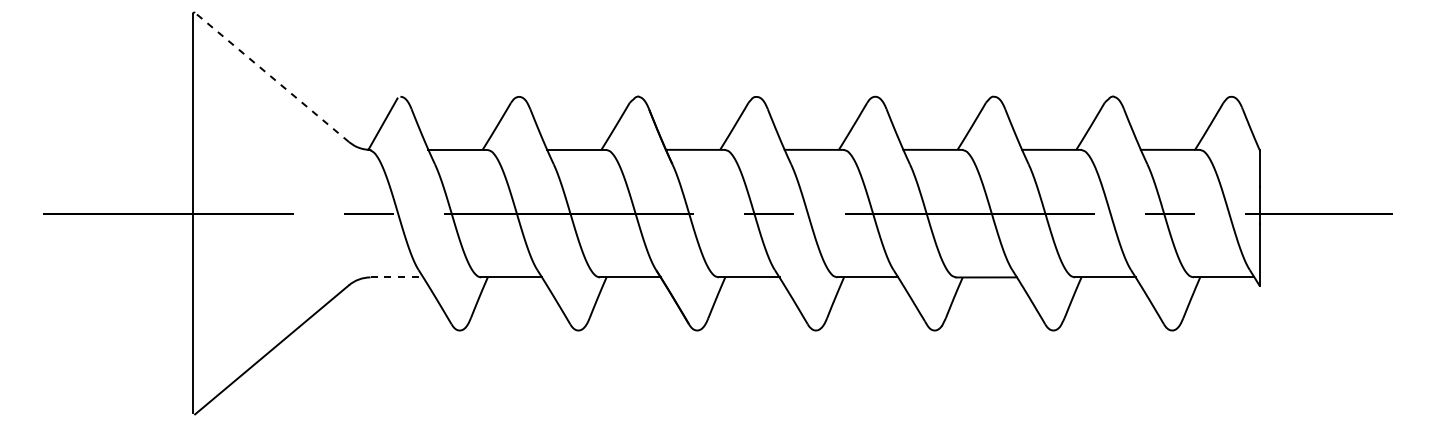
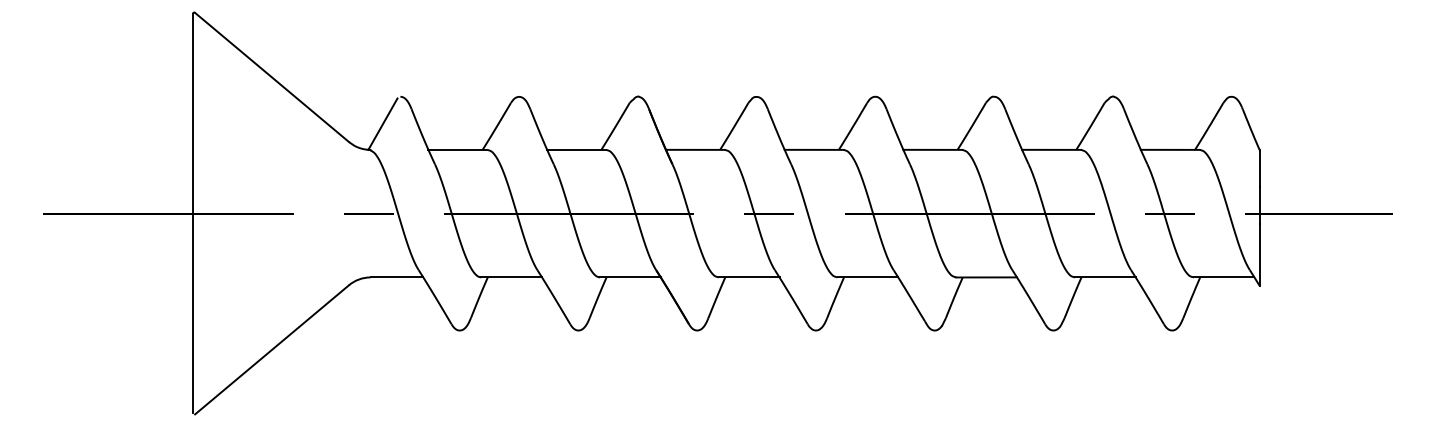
line: dashed -> solid (271, 77)
line: dashed -> solid (397, 277)
